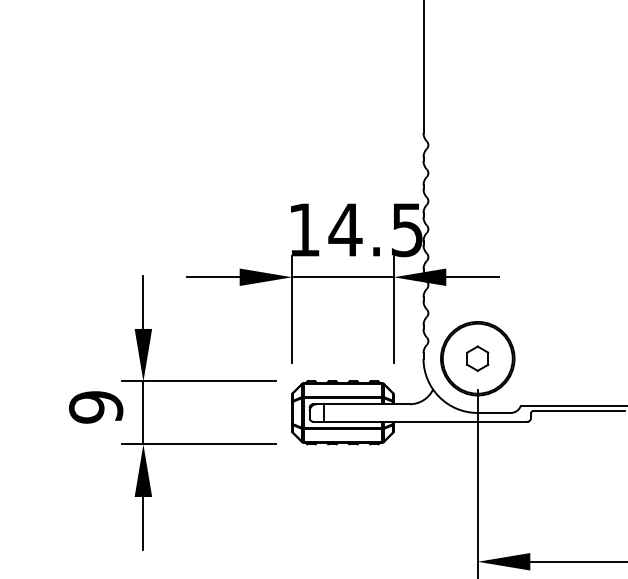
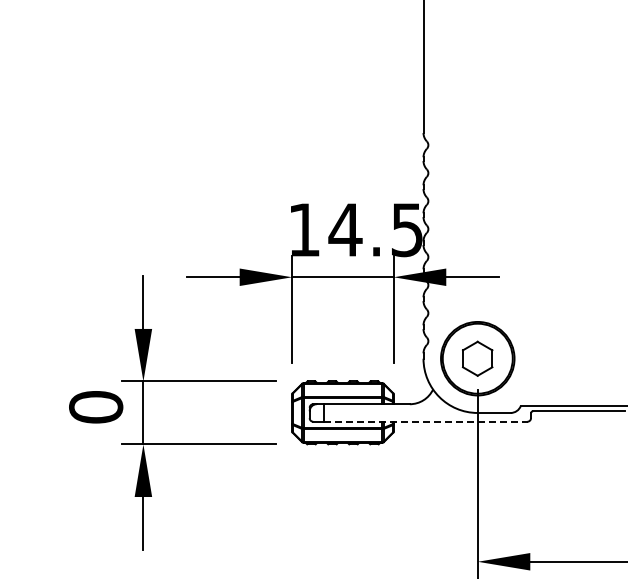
part size: 24x27 px -> 32x37 px (477, 358)
text: 9 -> 0 (96, 407)
line: solid -> dashed (425, 421)
